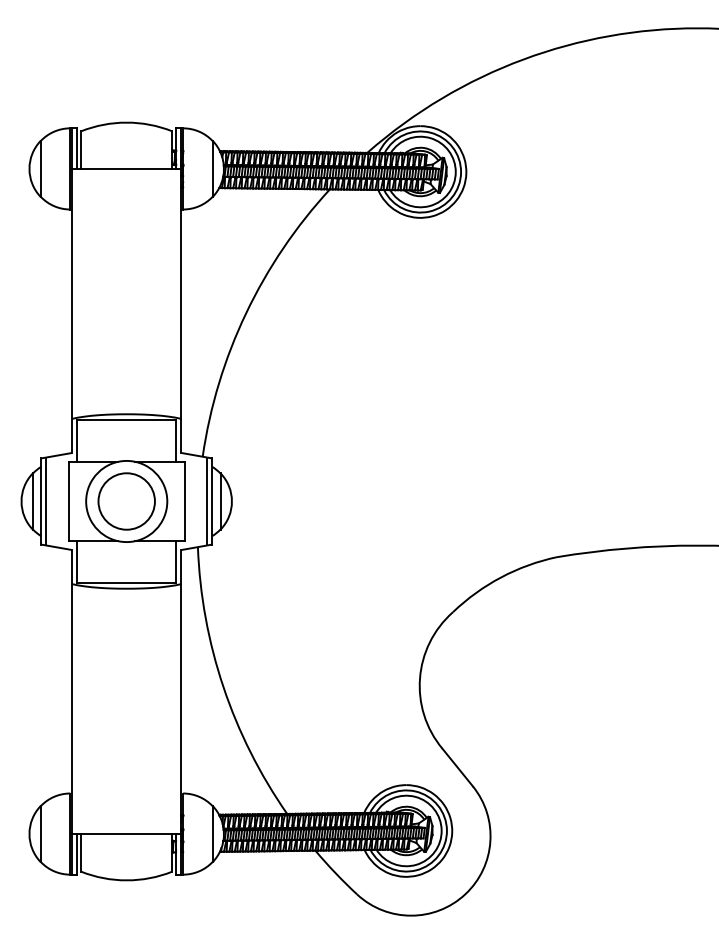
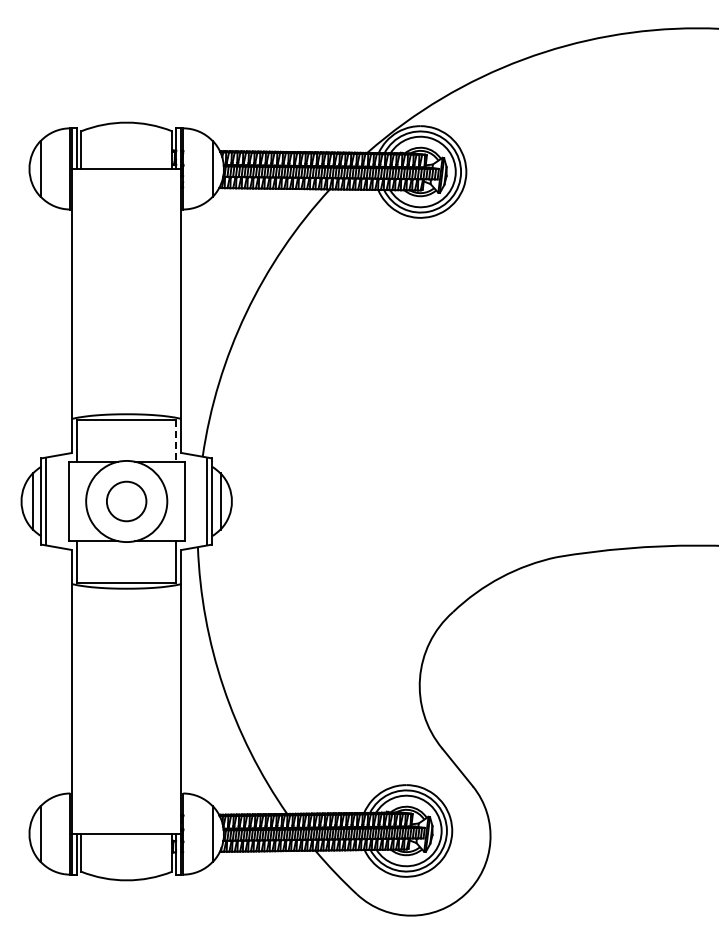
line: solid -> dashed (176, 441)
circle size: 59x59 px -> 42x43 px (126, 501)
